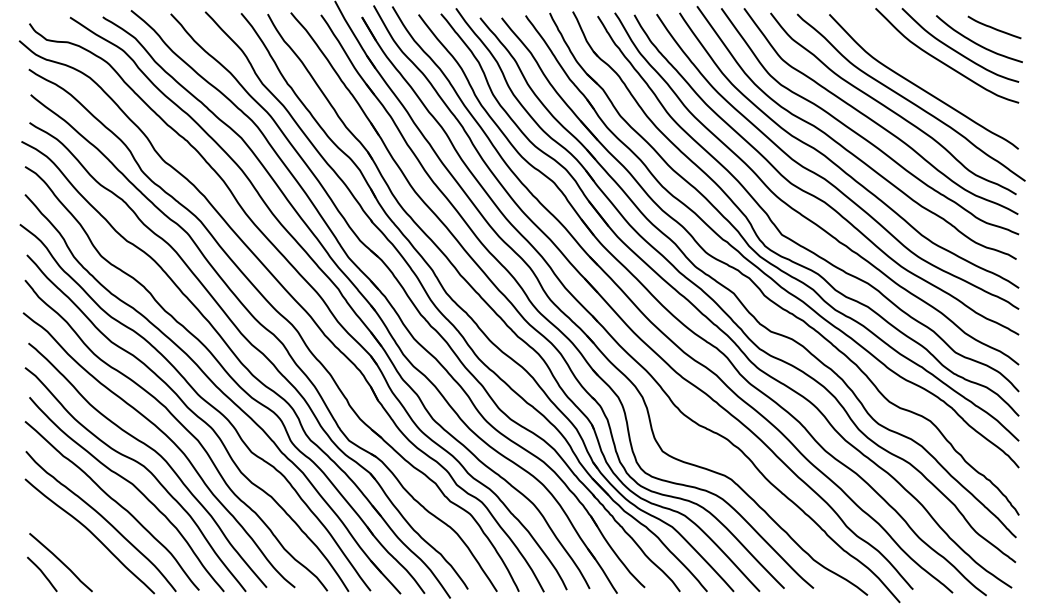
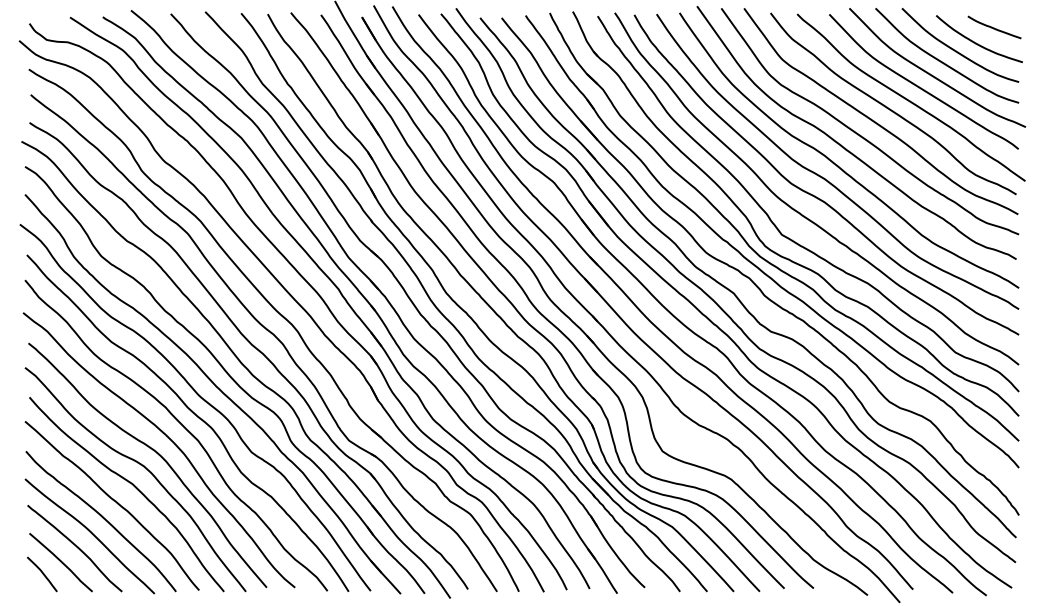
curve: none -> present (932, 74)
curve: none -> present (75, 546)
